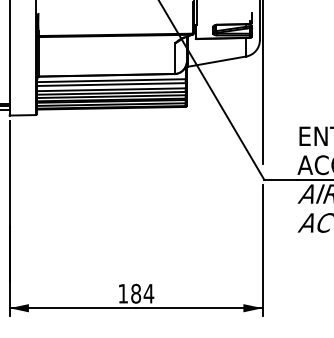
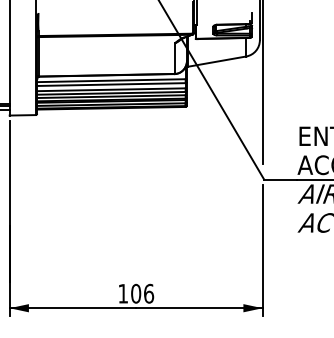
text: 184 -> 106 (142, 293)
